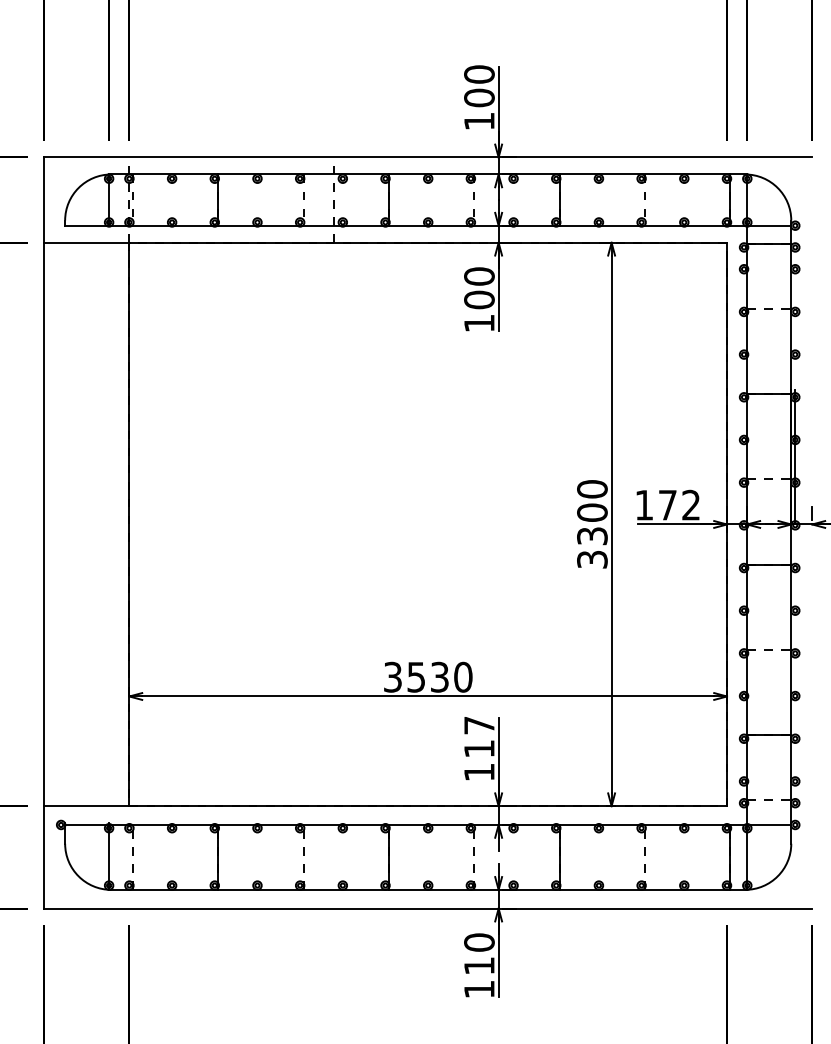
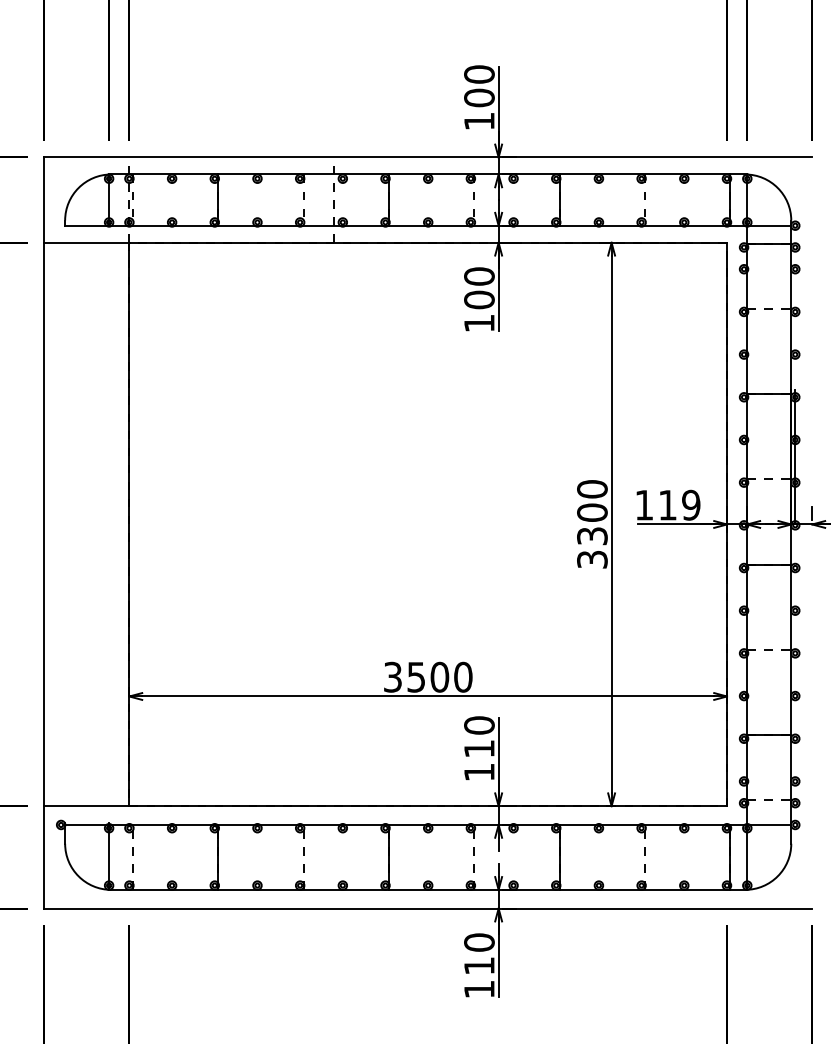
text: 172 -> 119 (679, 505)
text: 3530 -> 3500 (439, 676)
text: 117 -> 110 (479, 725)
